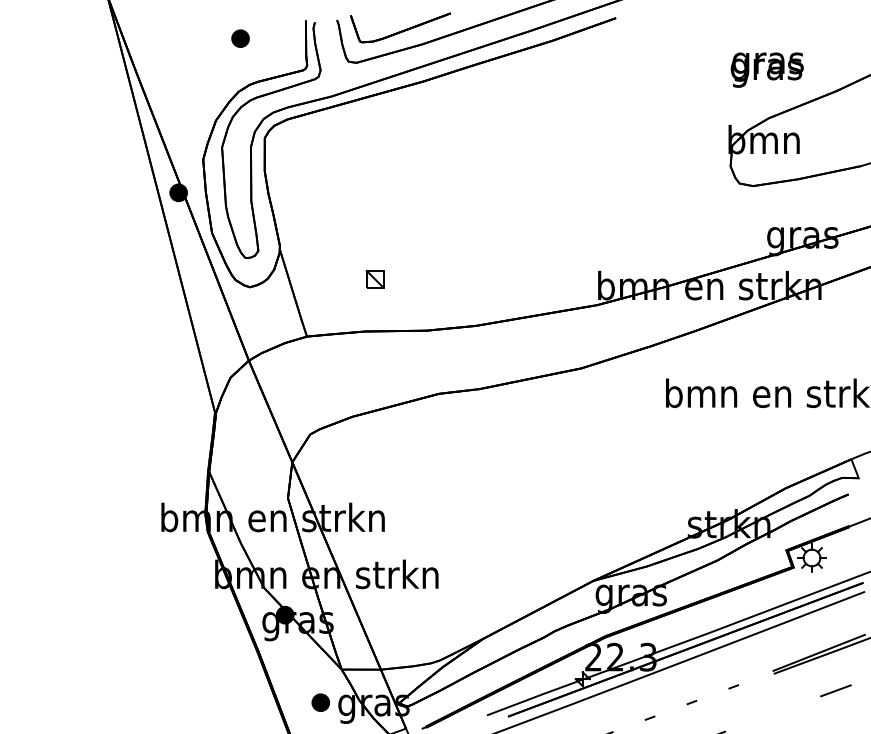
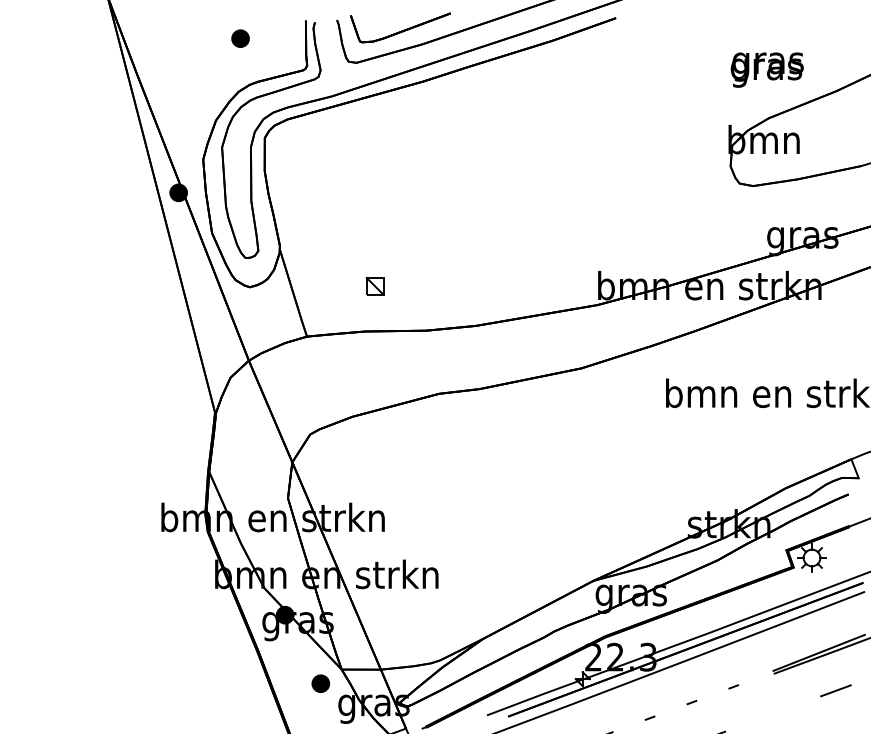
part position: (374, 279) -> (374, 286) (374, 286)
part position: (320, 702) -> (320, 683) (320, 683)
